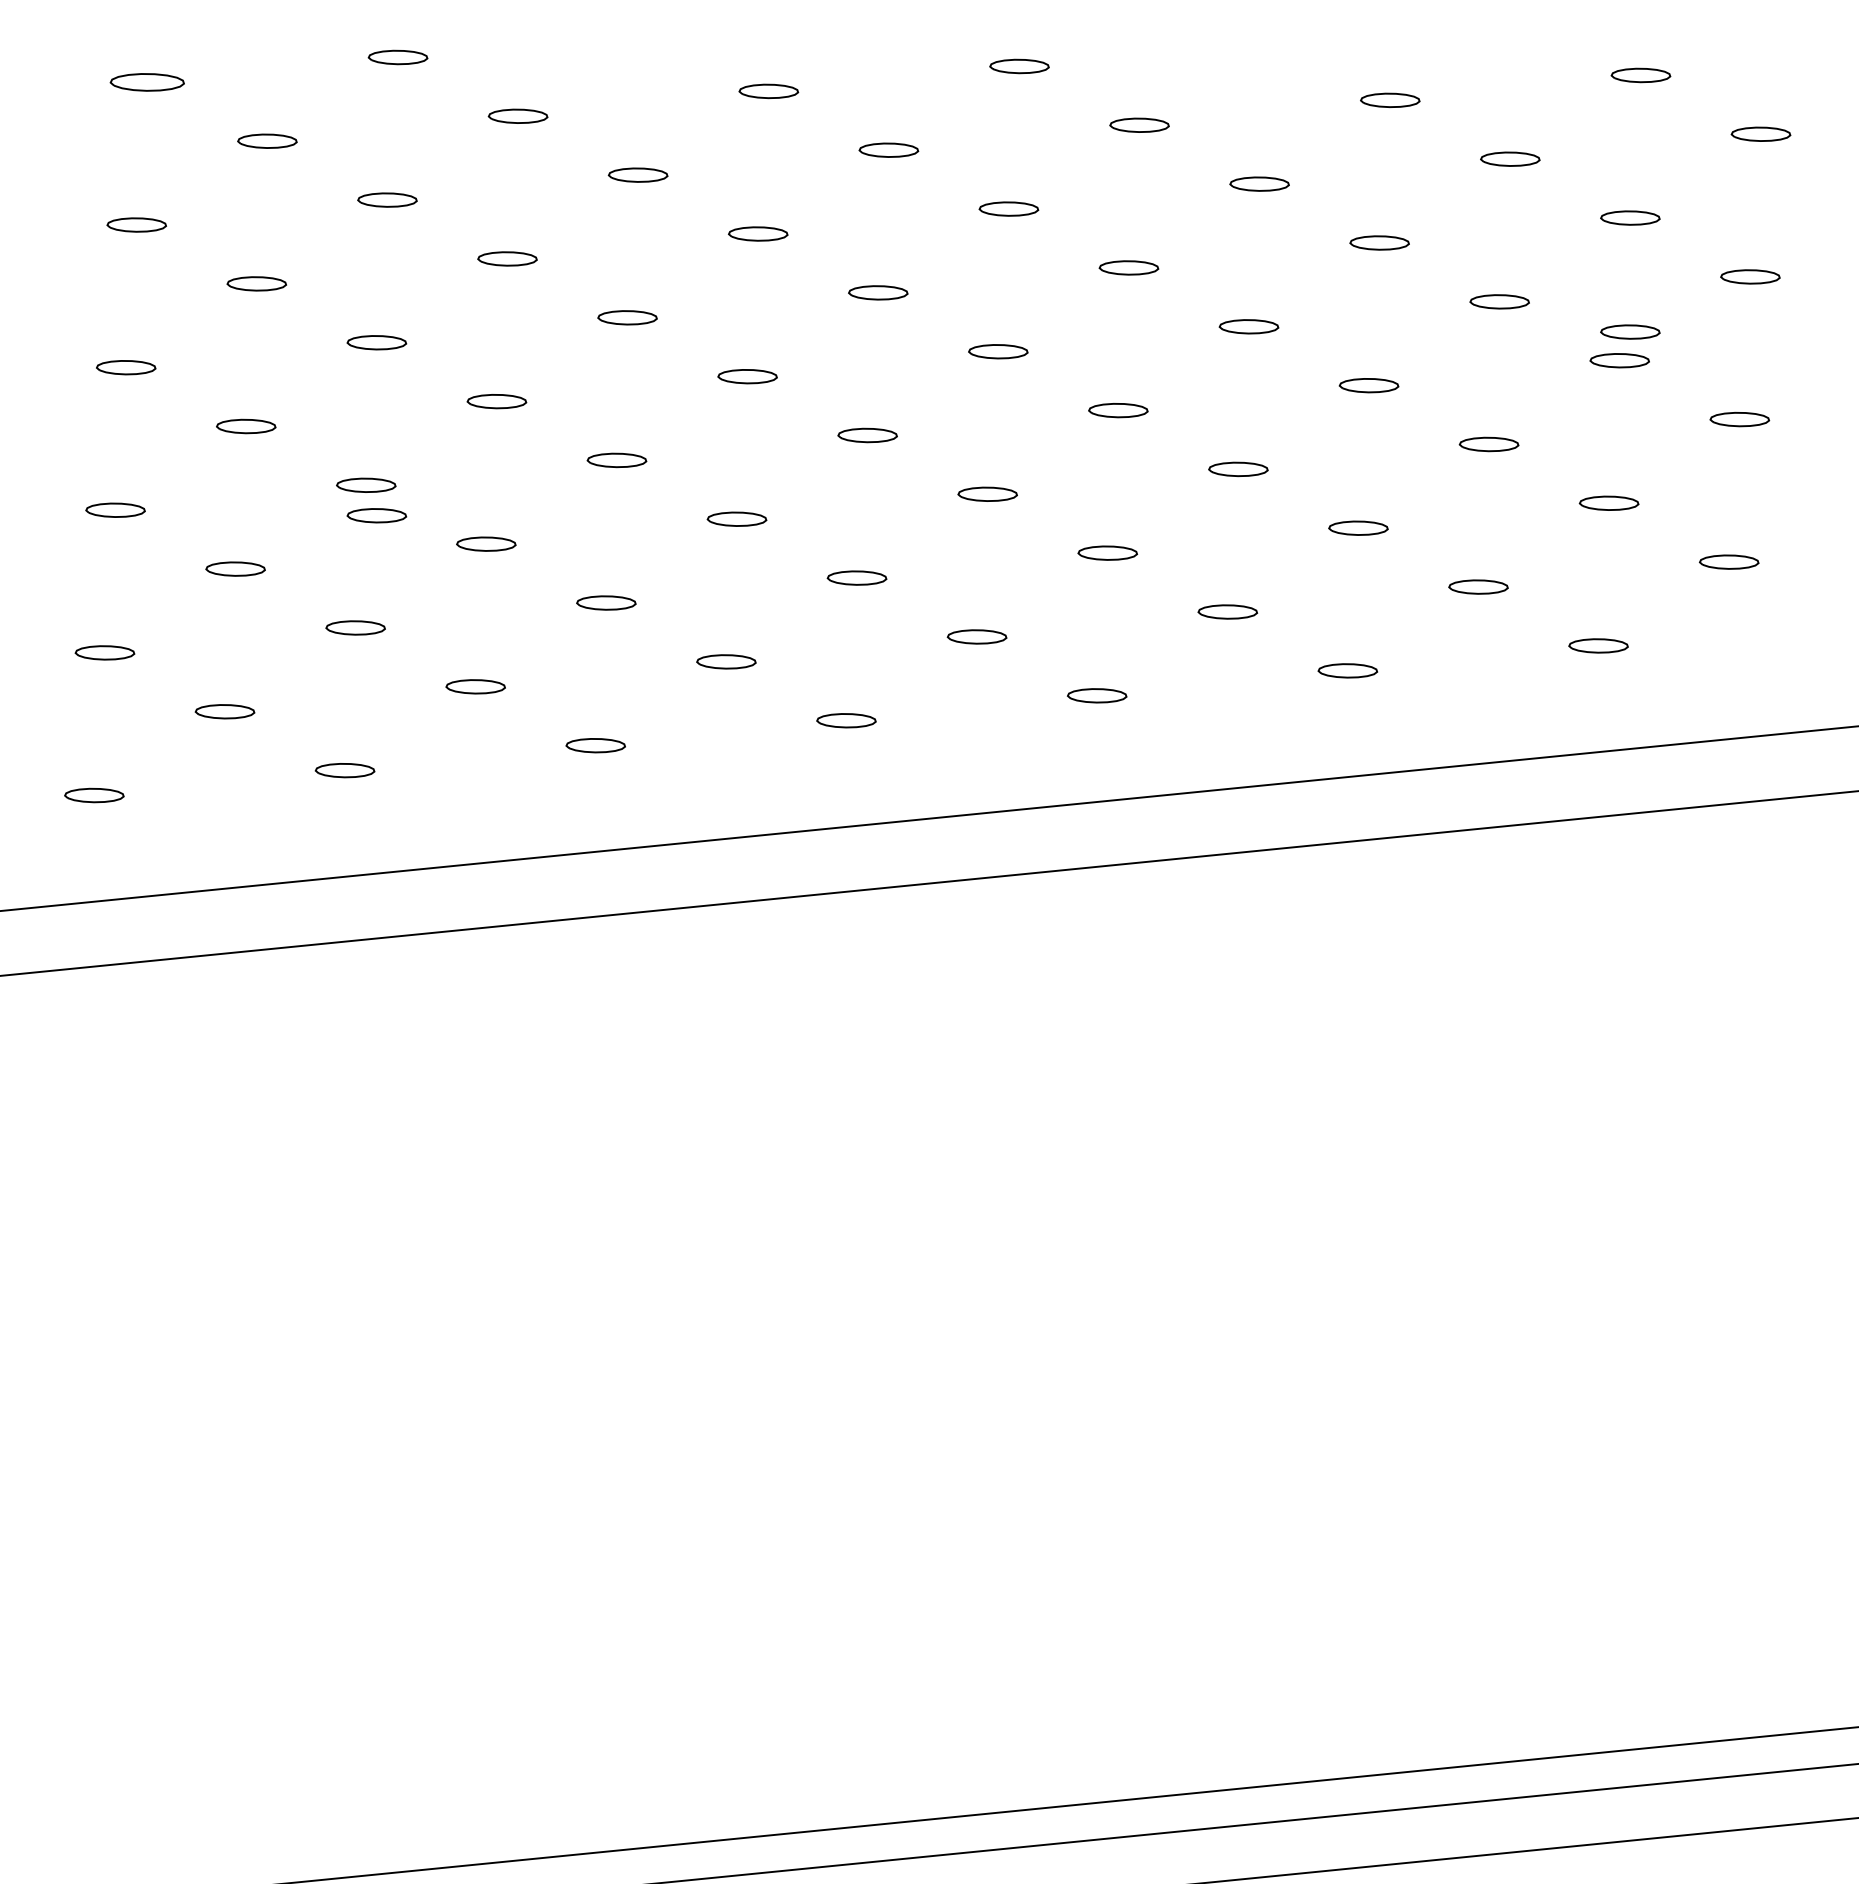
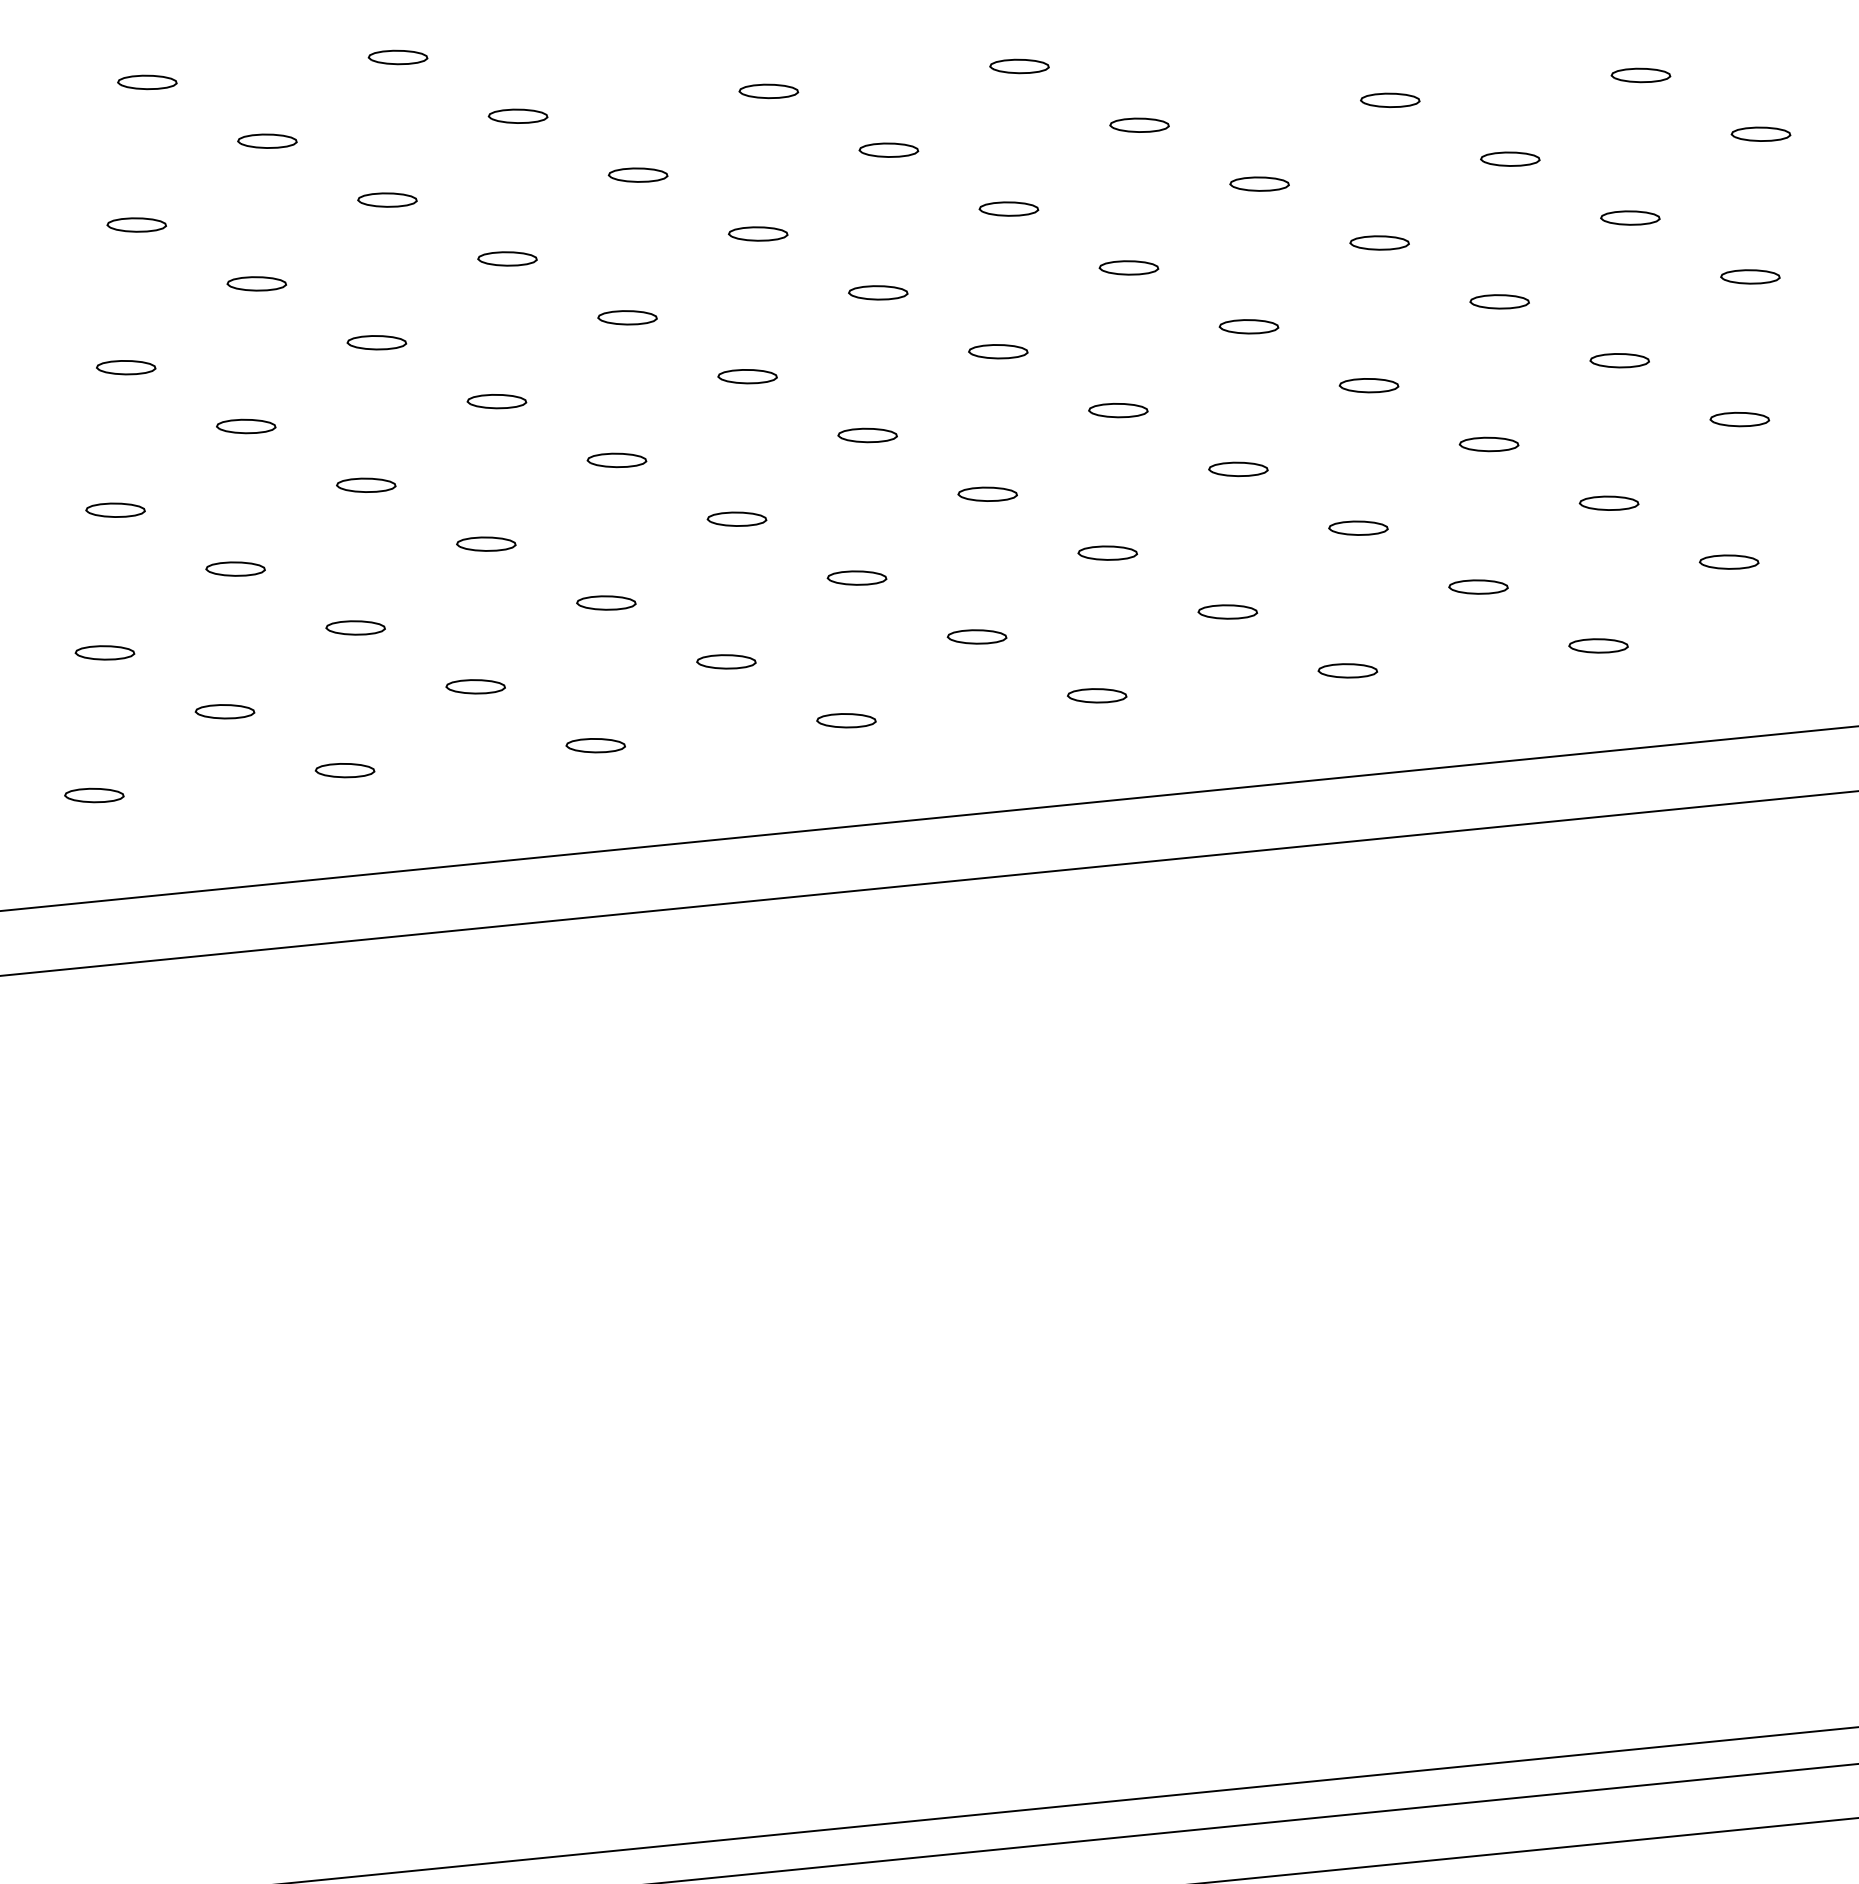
part size: 76x19 px -> 61x17 px (147, 82)
part: present -> none (1630, 331)
part: present -> none (376, 515)
